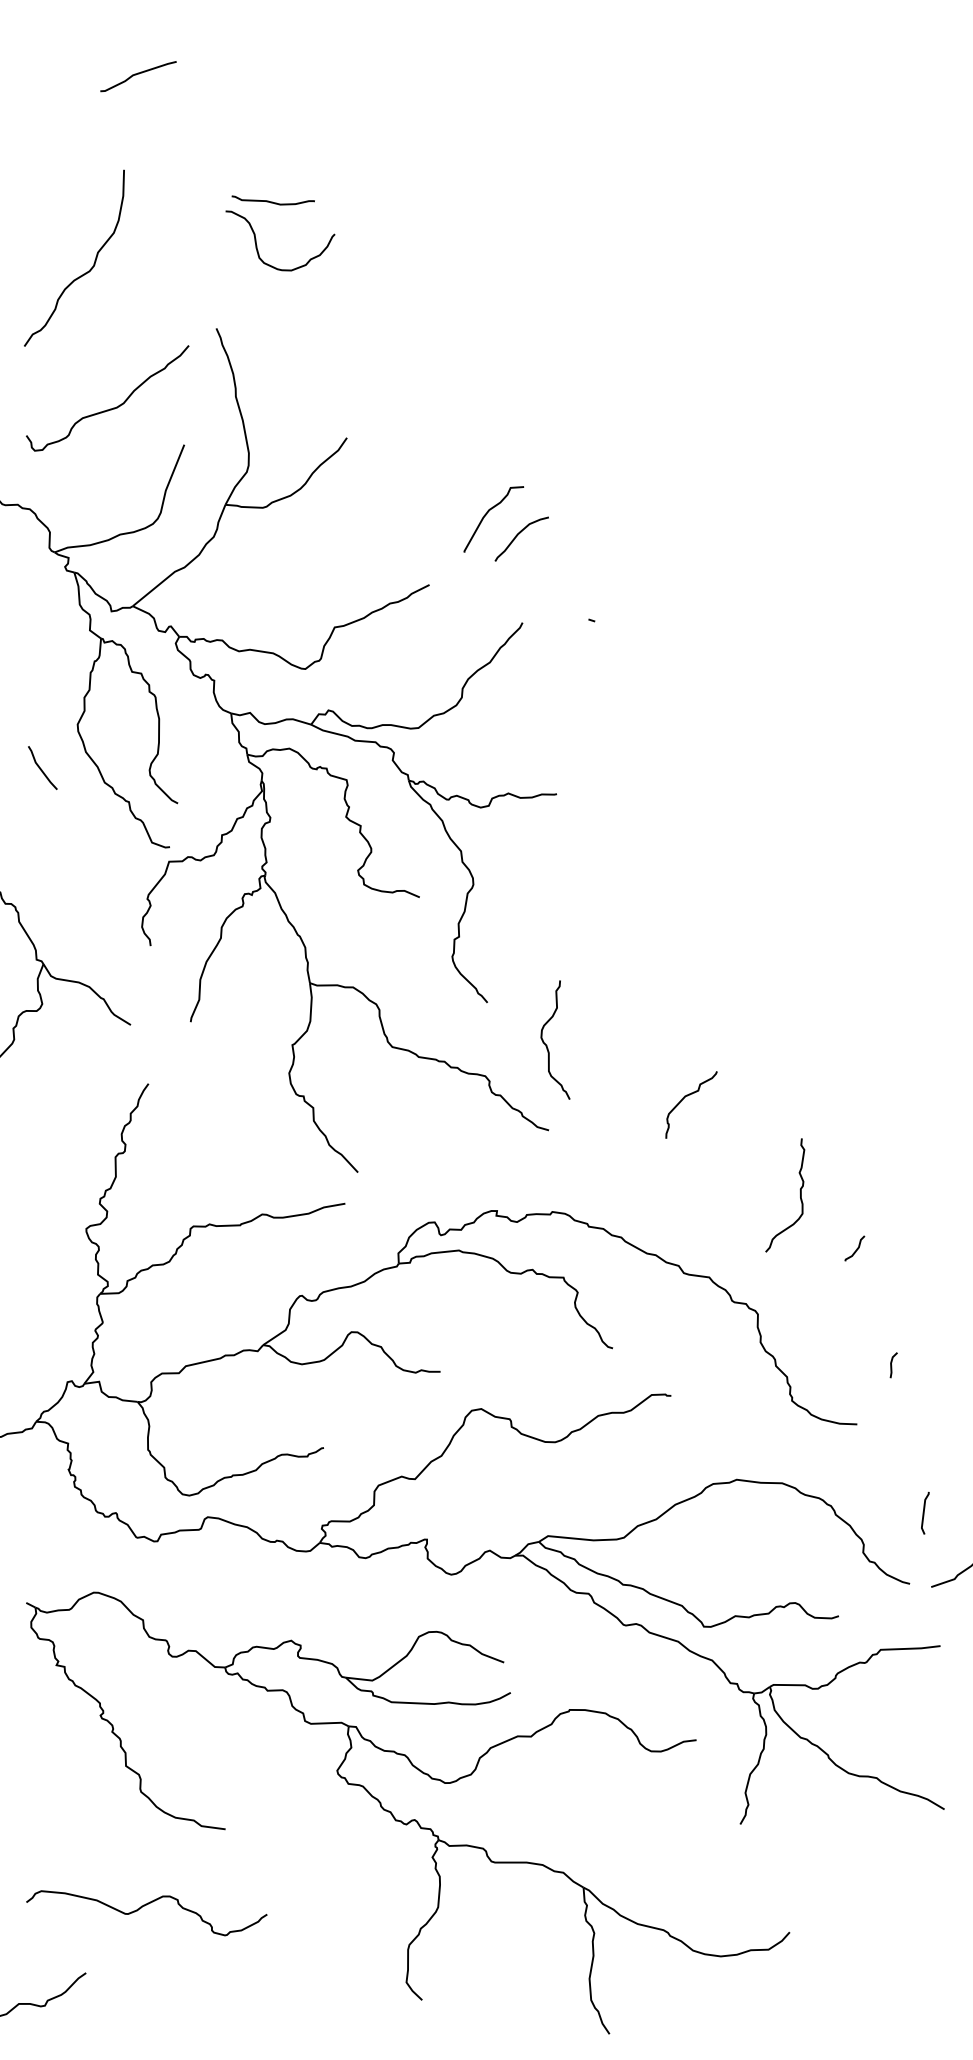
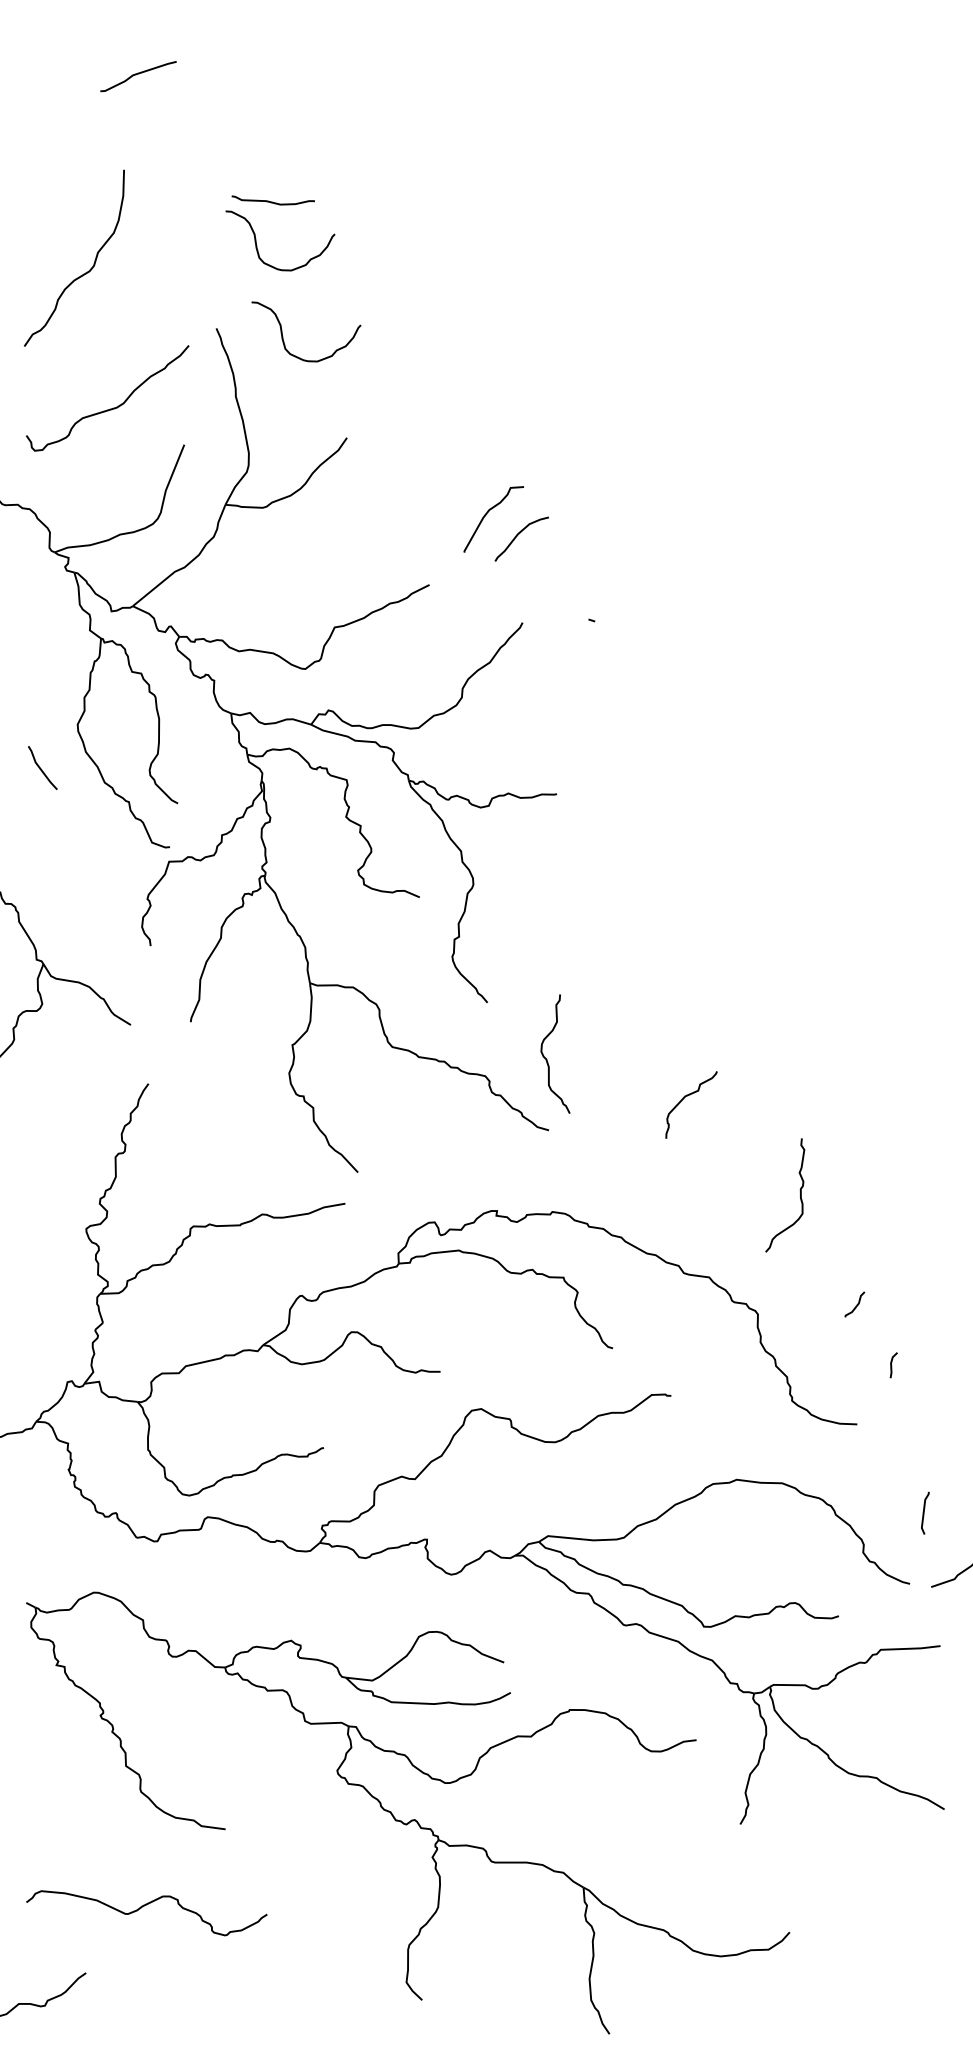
curve: none -> present (283, 336)
curve position: (547, 1045) -> (547, 1059) (547, 1059)
curve position: (856, 1248) -> (856, 1304) (856, 1304)
